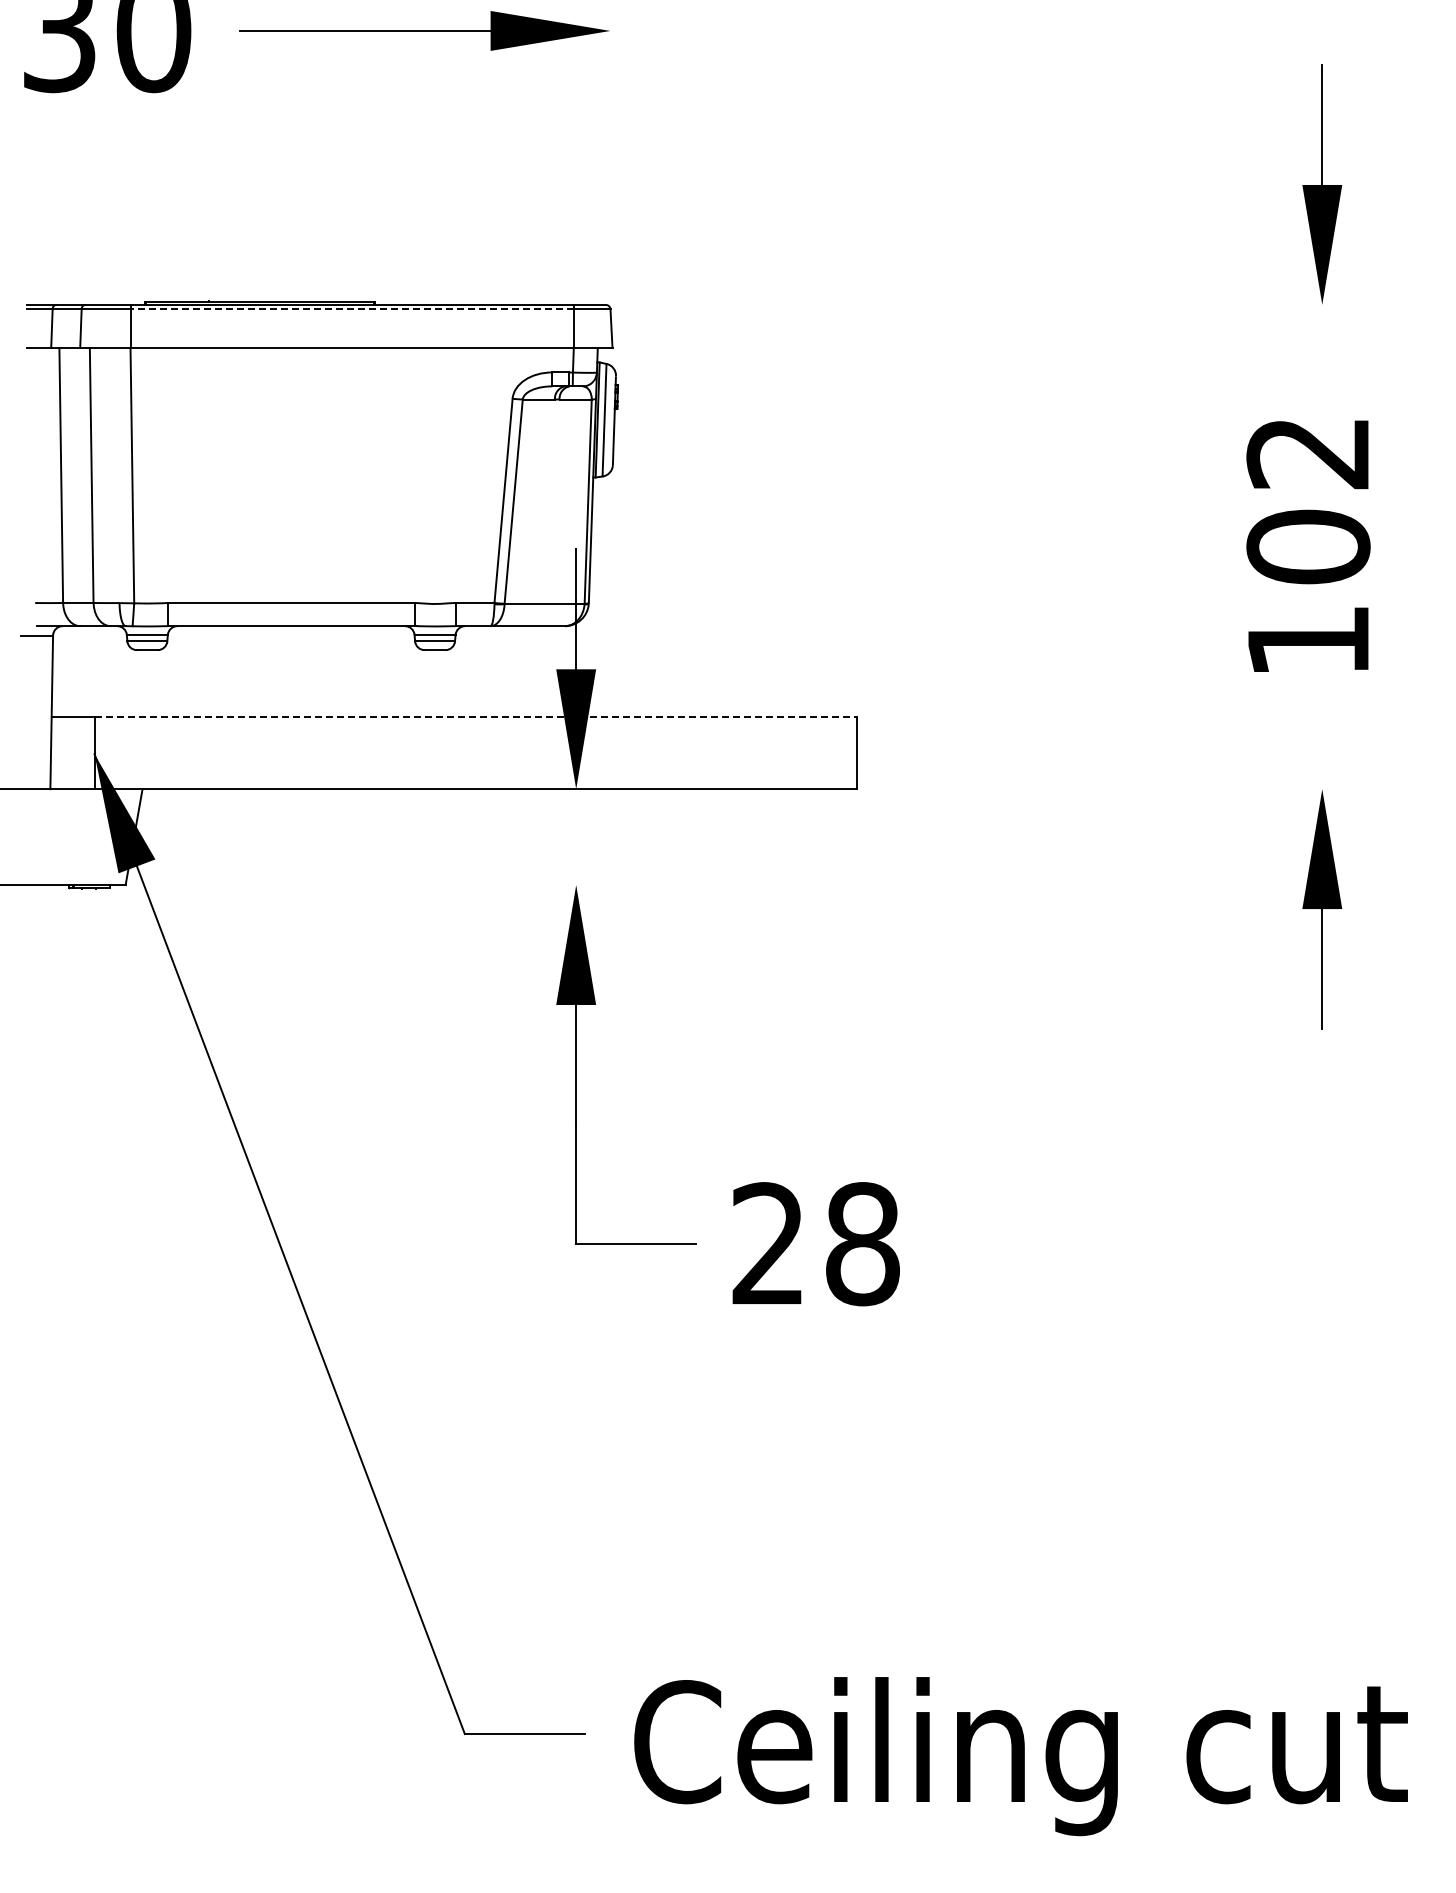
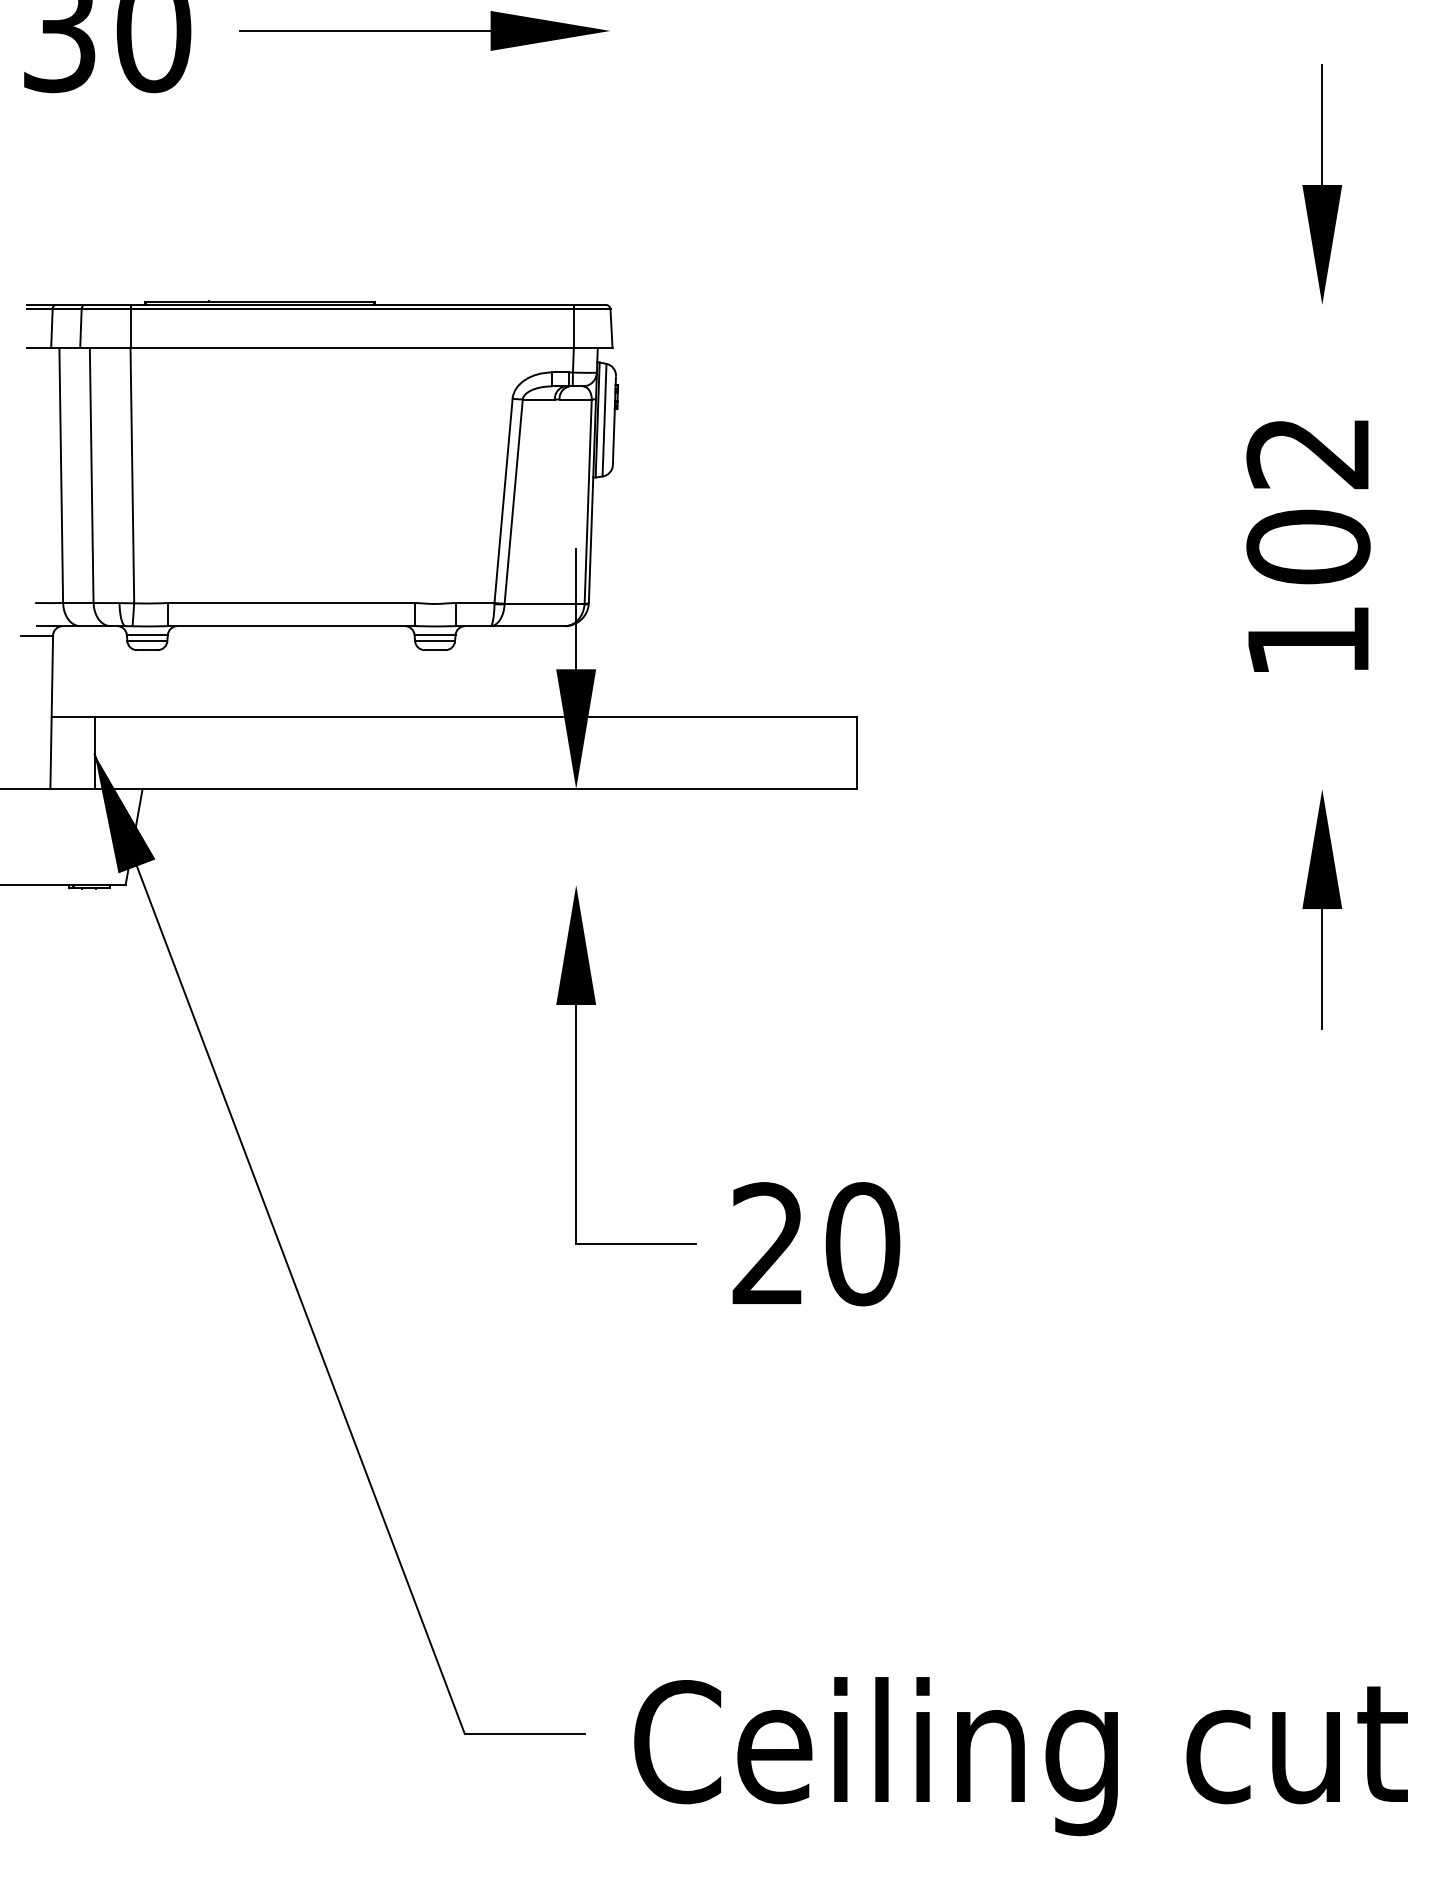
line: dashed -> solid (352, 309)
line: dashed -> solid (476, 717)
text: 28 -> 20 (862, 1244)
